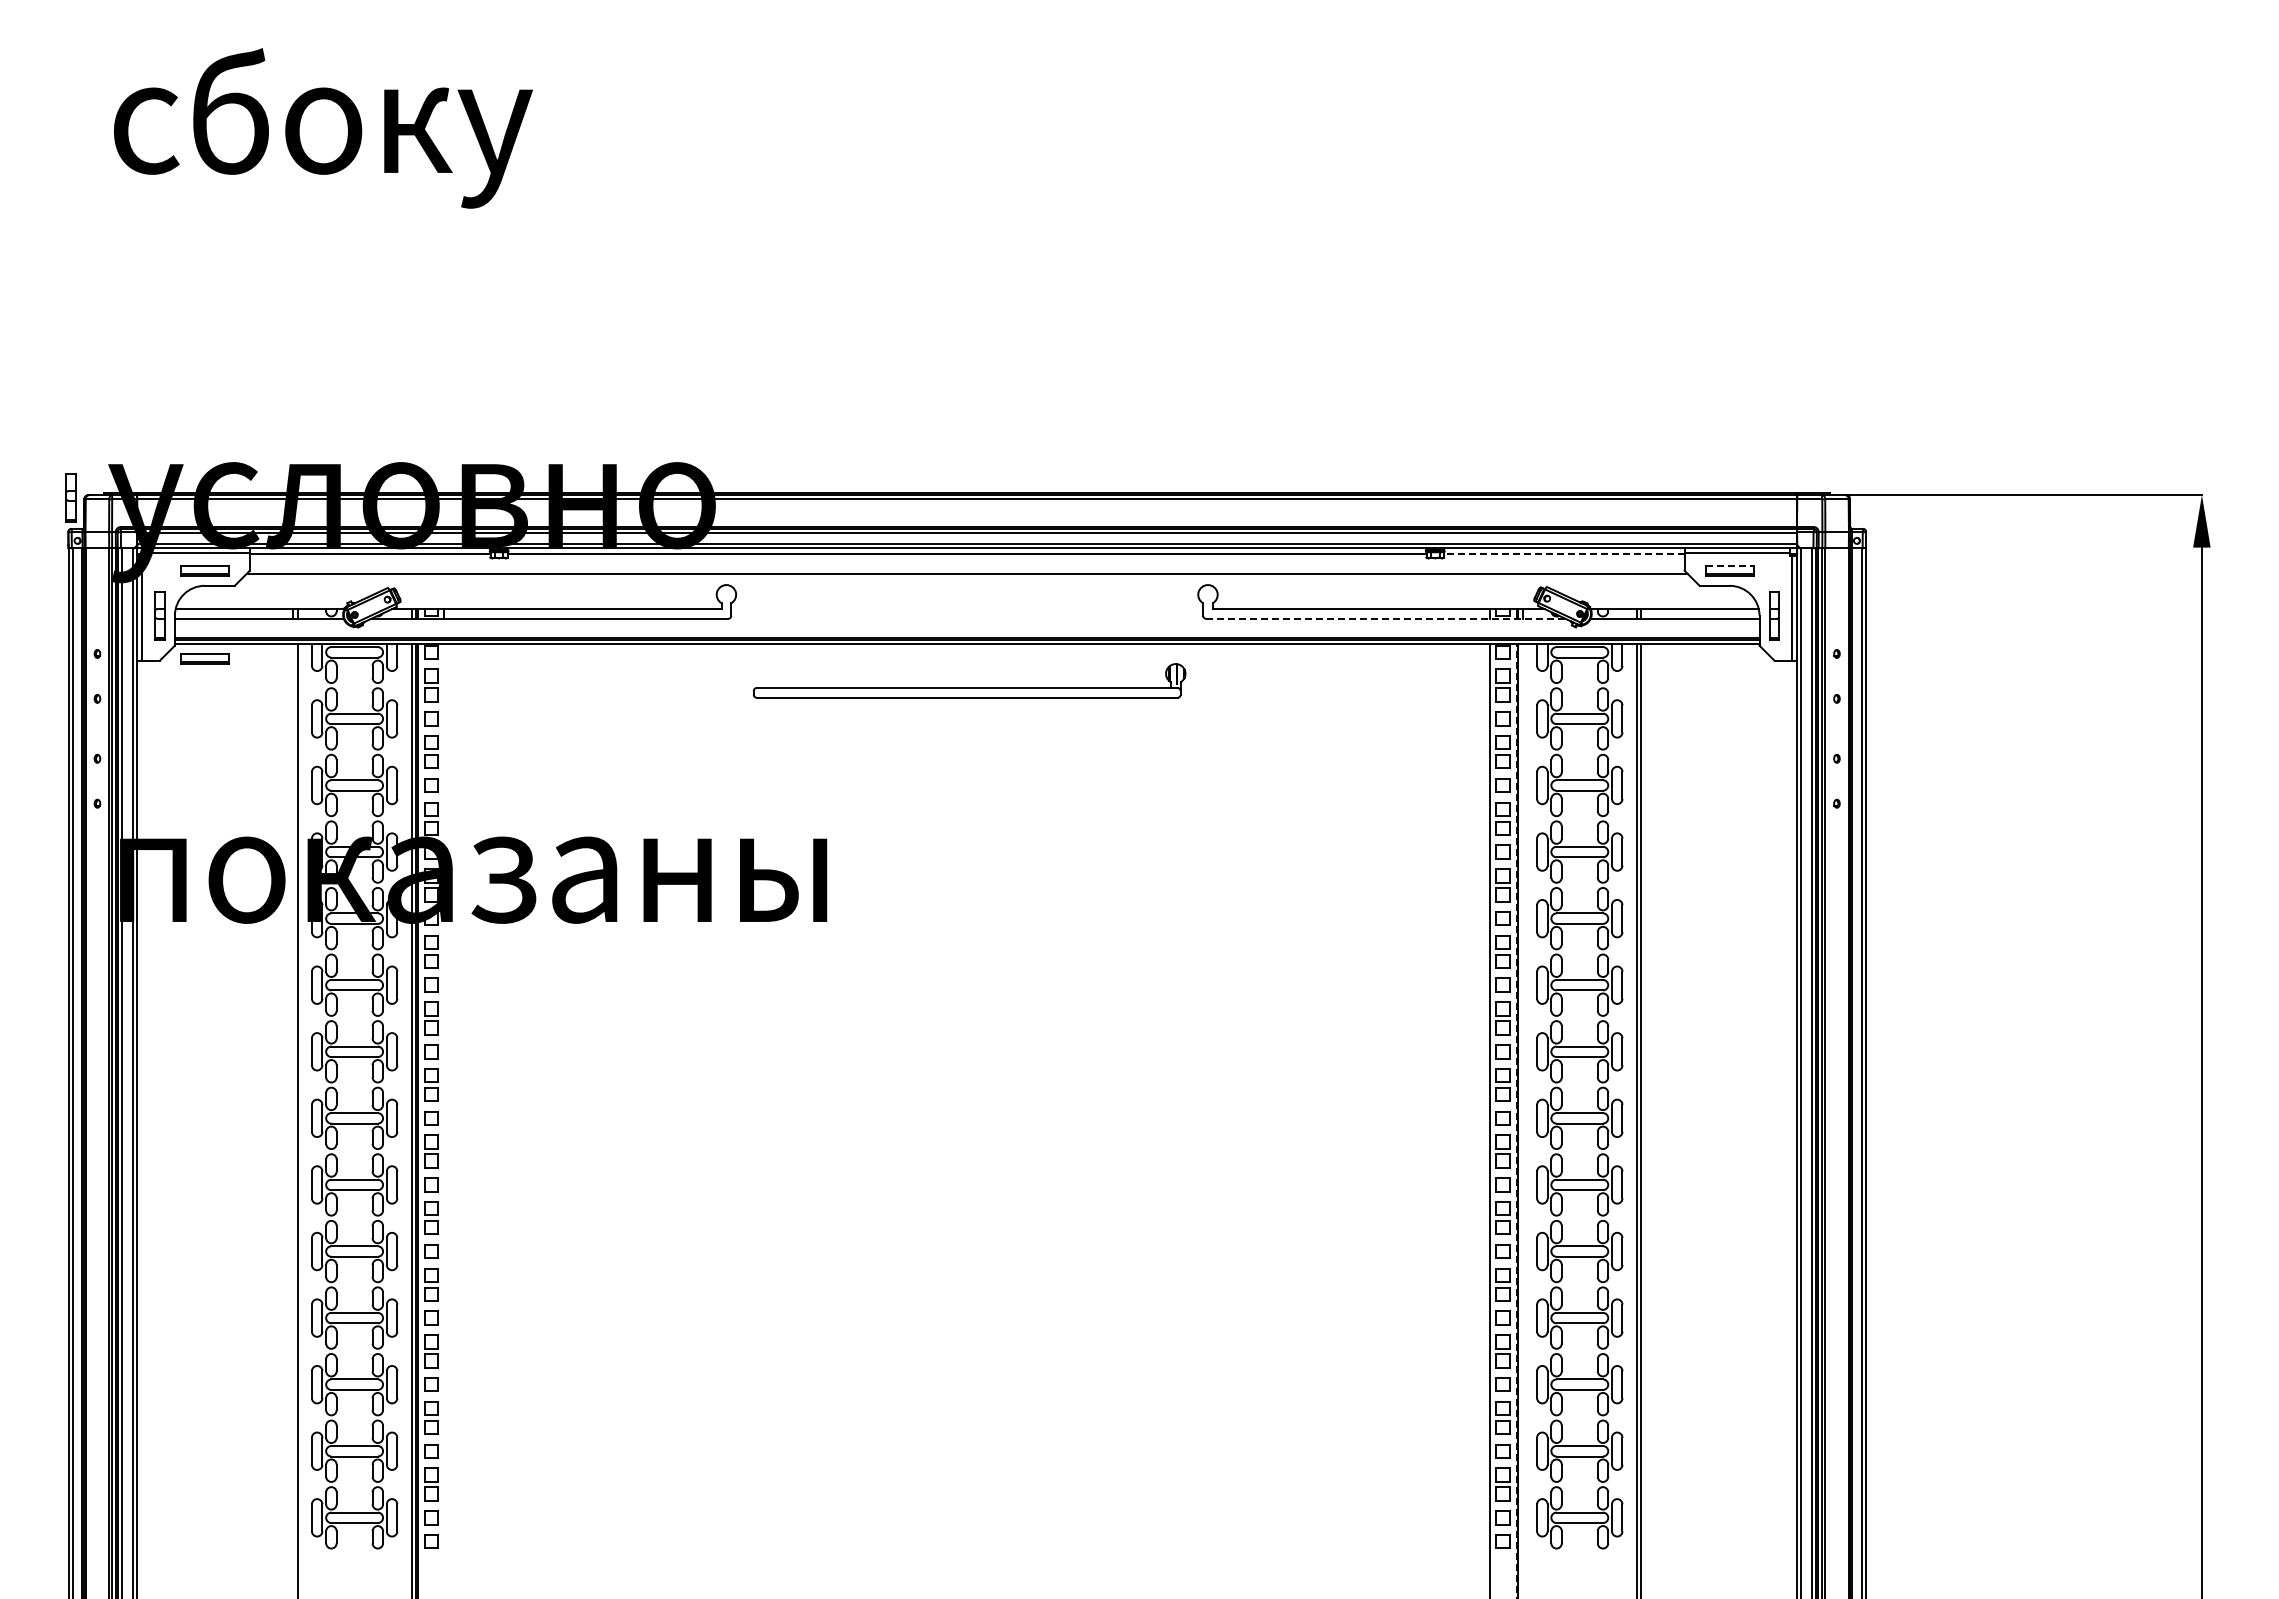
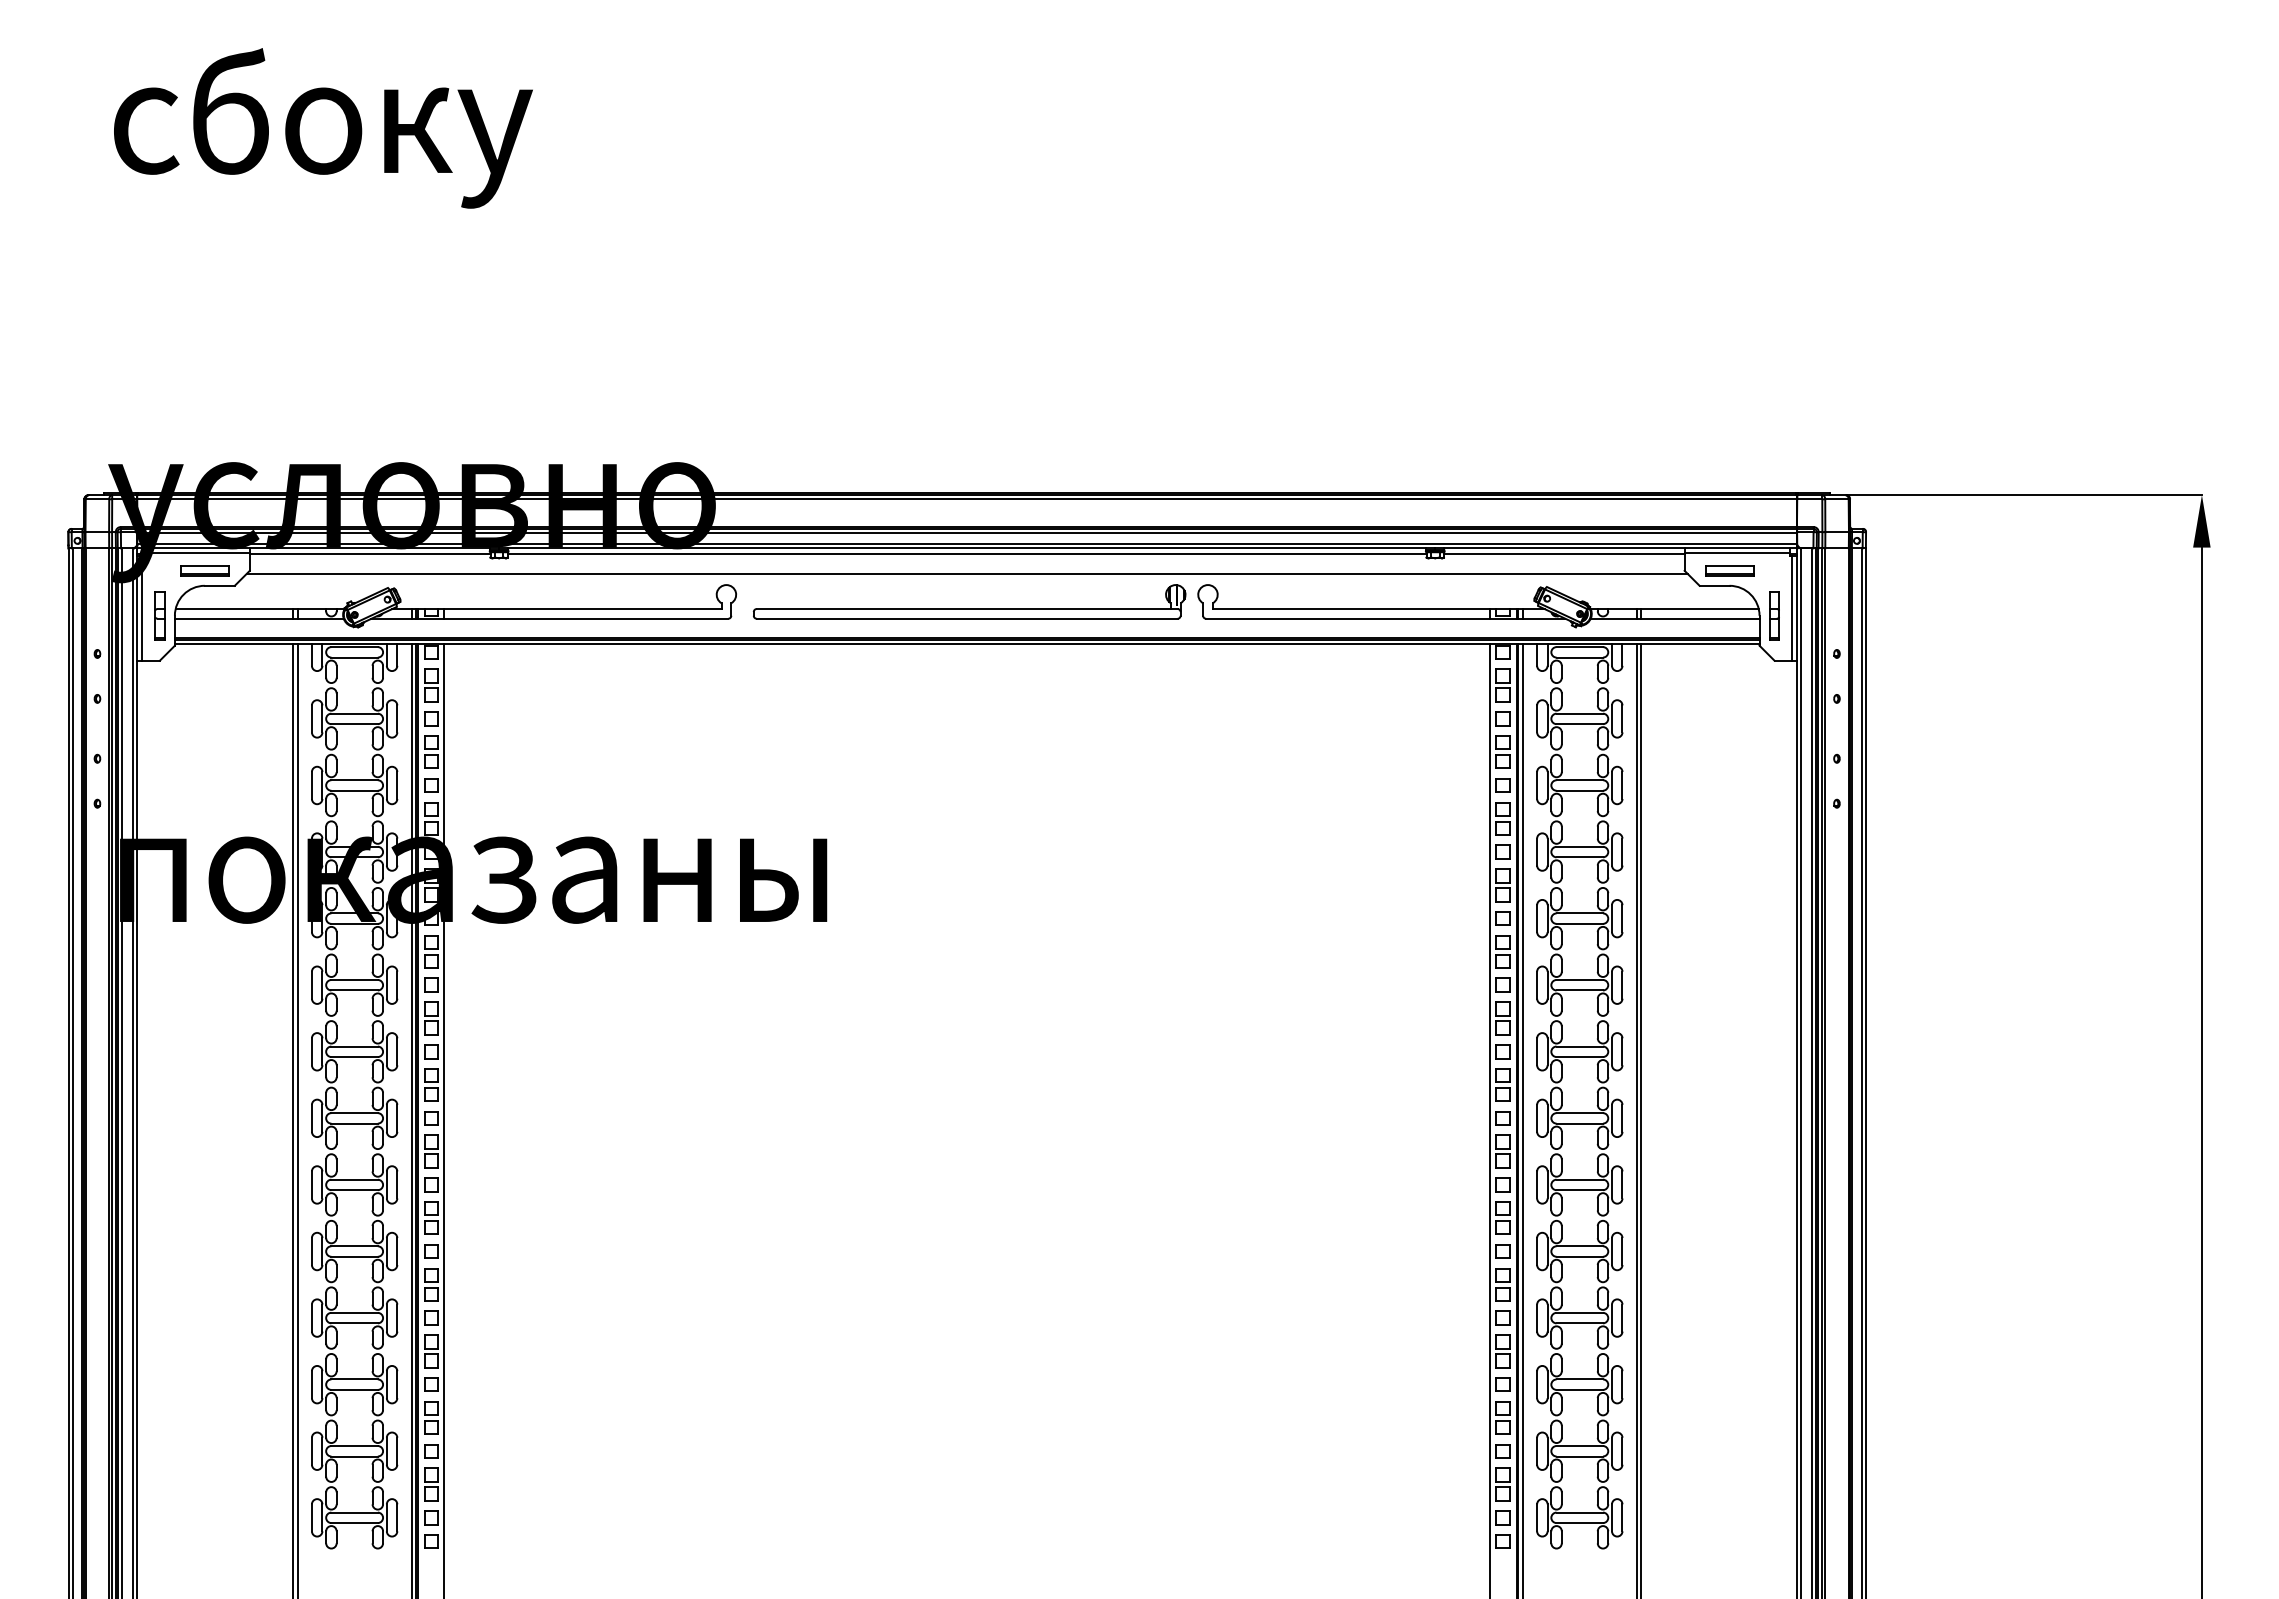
part: present -> none (70, 497)
line: dashed -> solid (1563, 554)
line: dashed -> solid (1729, 565)
line: dashed -> solid (1385, 618)
part: present -> none (204, 658)
part position: (969, 687) -> (969, 608) (969, 608)
line: none -> present (293, 1119)
line: none -> present (444, 1119)
line: none -> present (1522, 1119)
line: dashed -> solid (1516, 1121)
